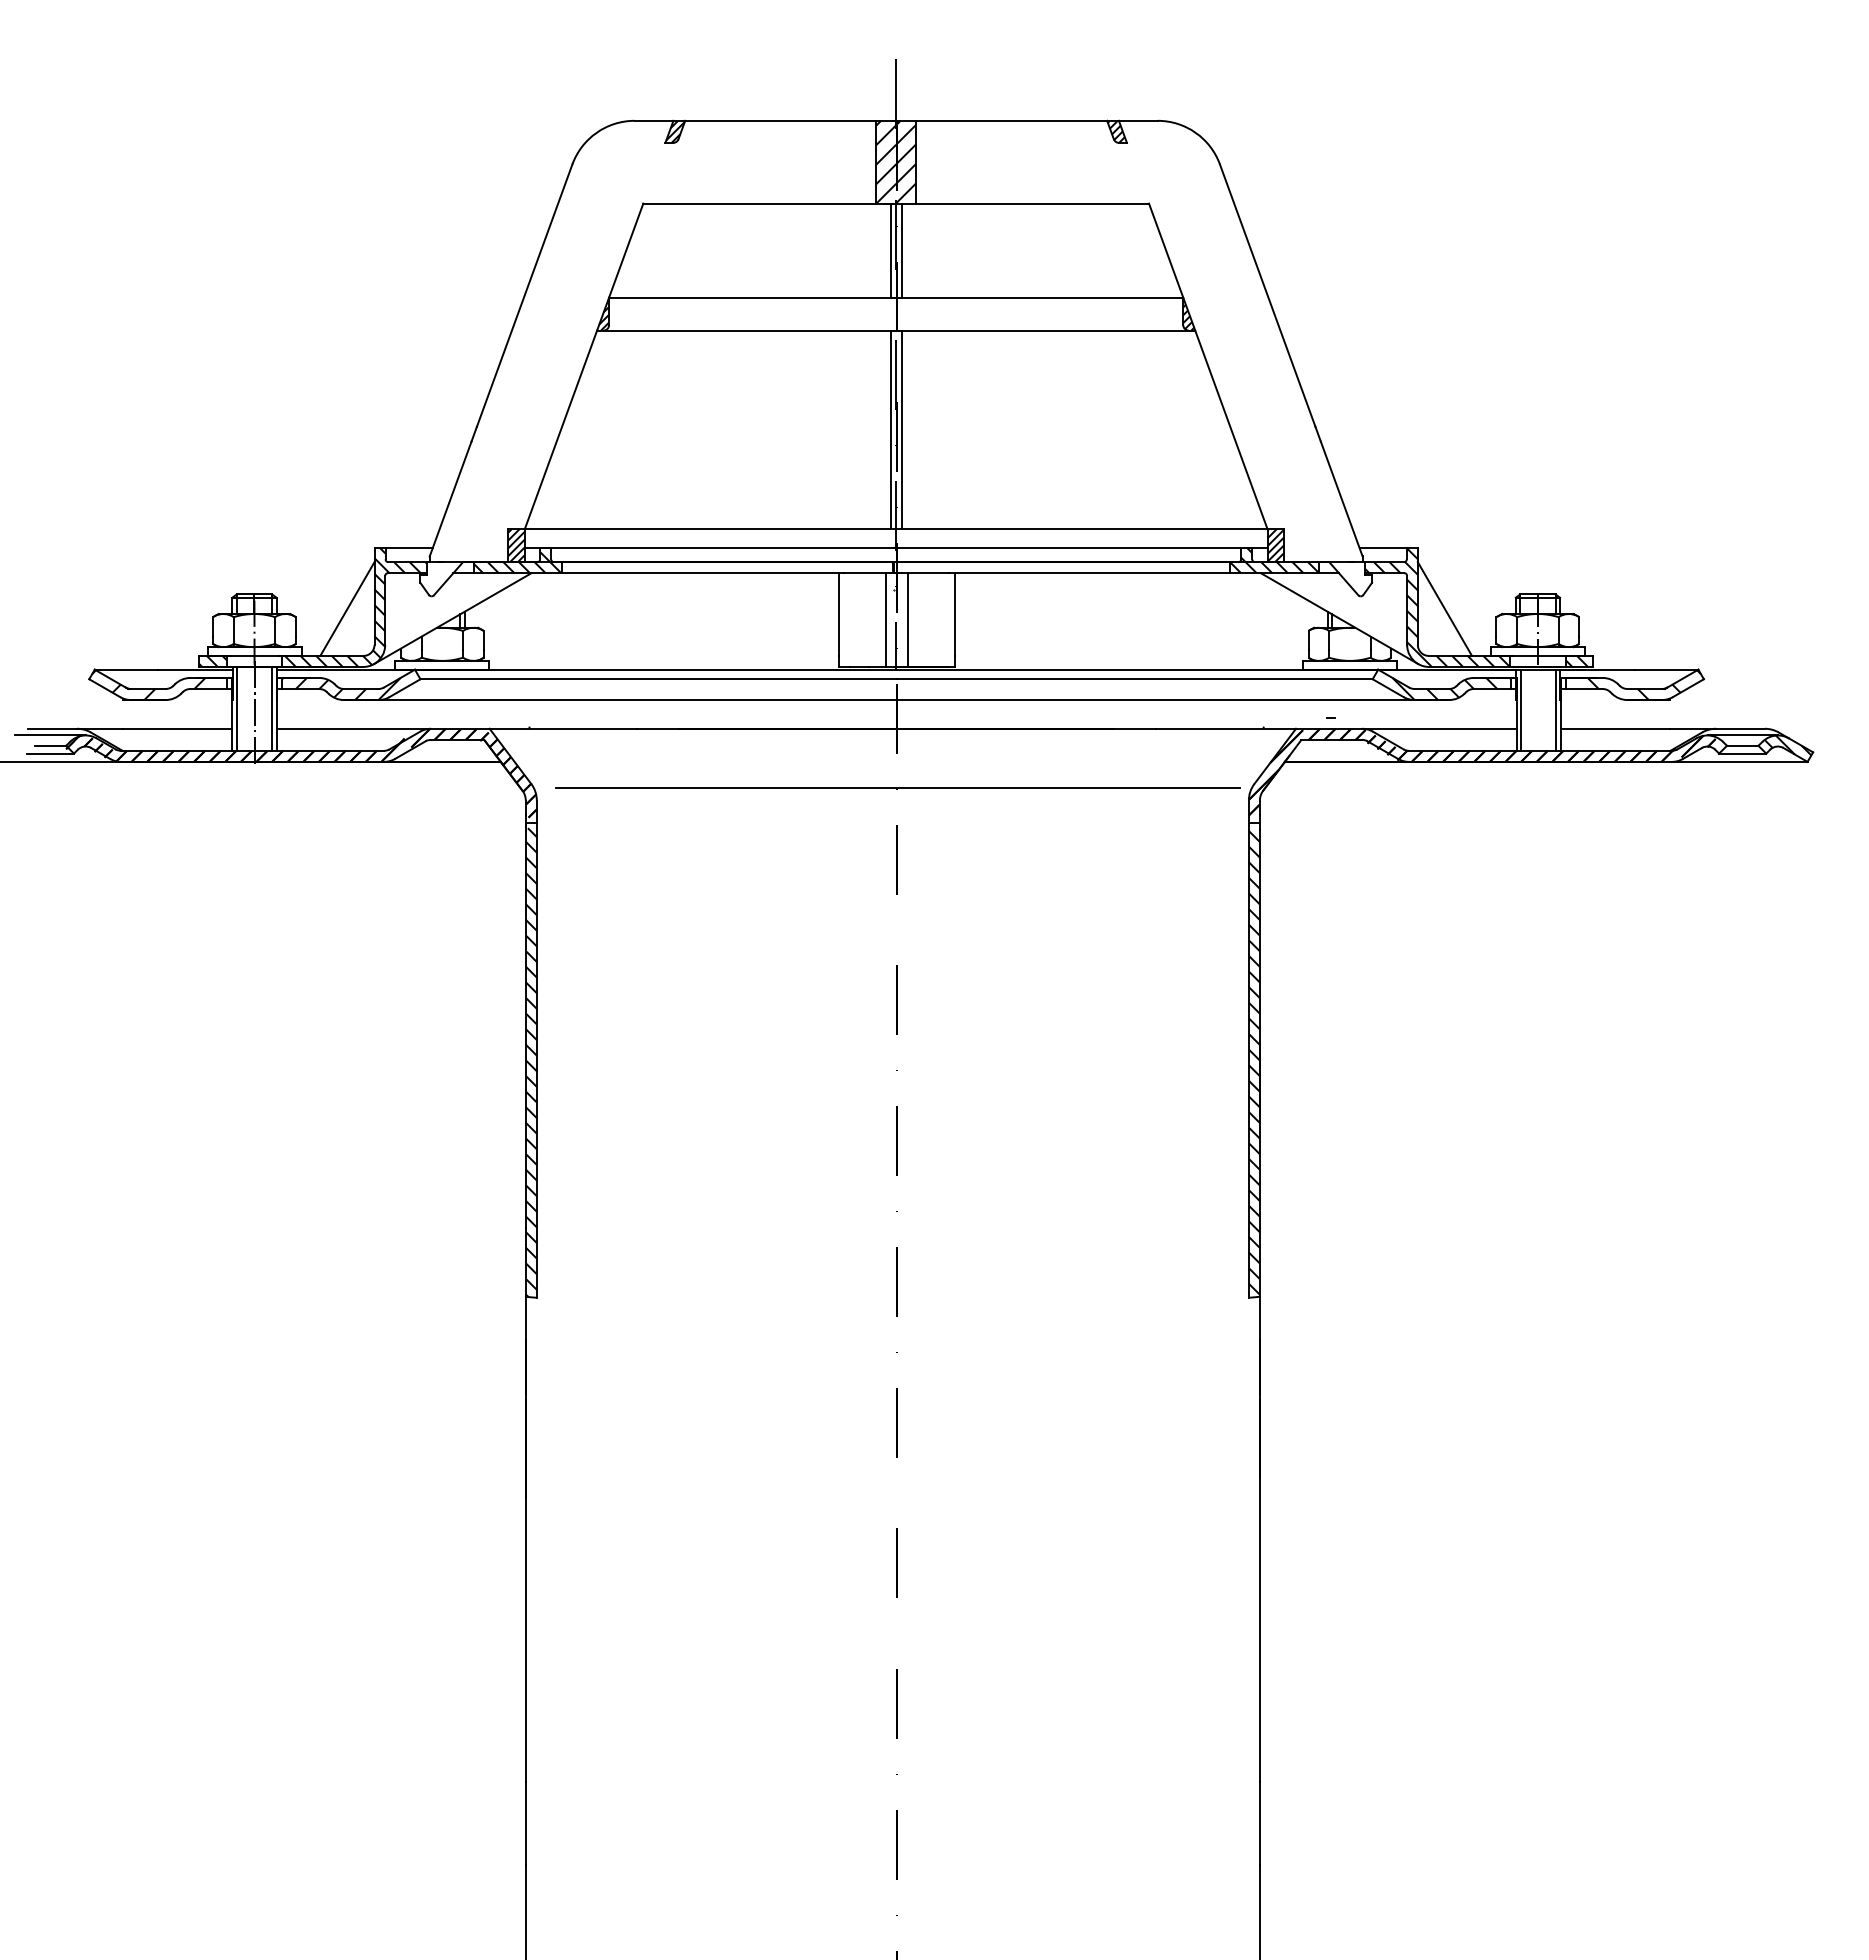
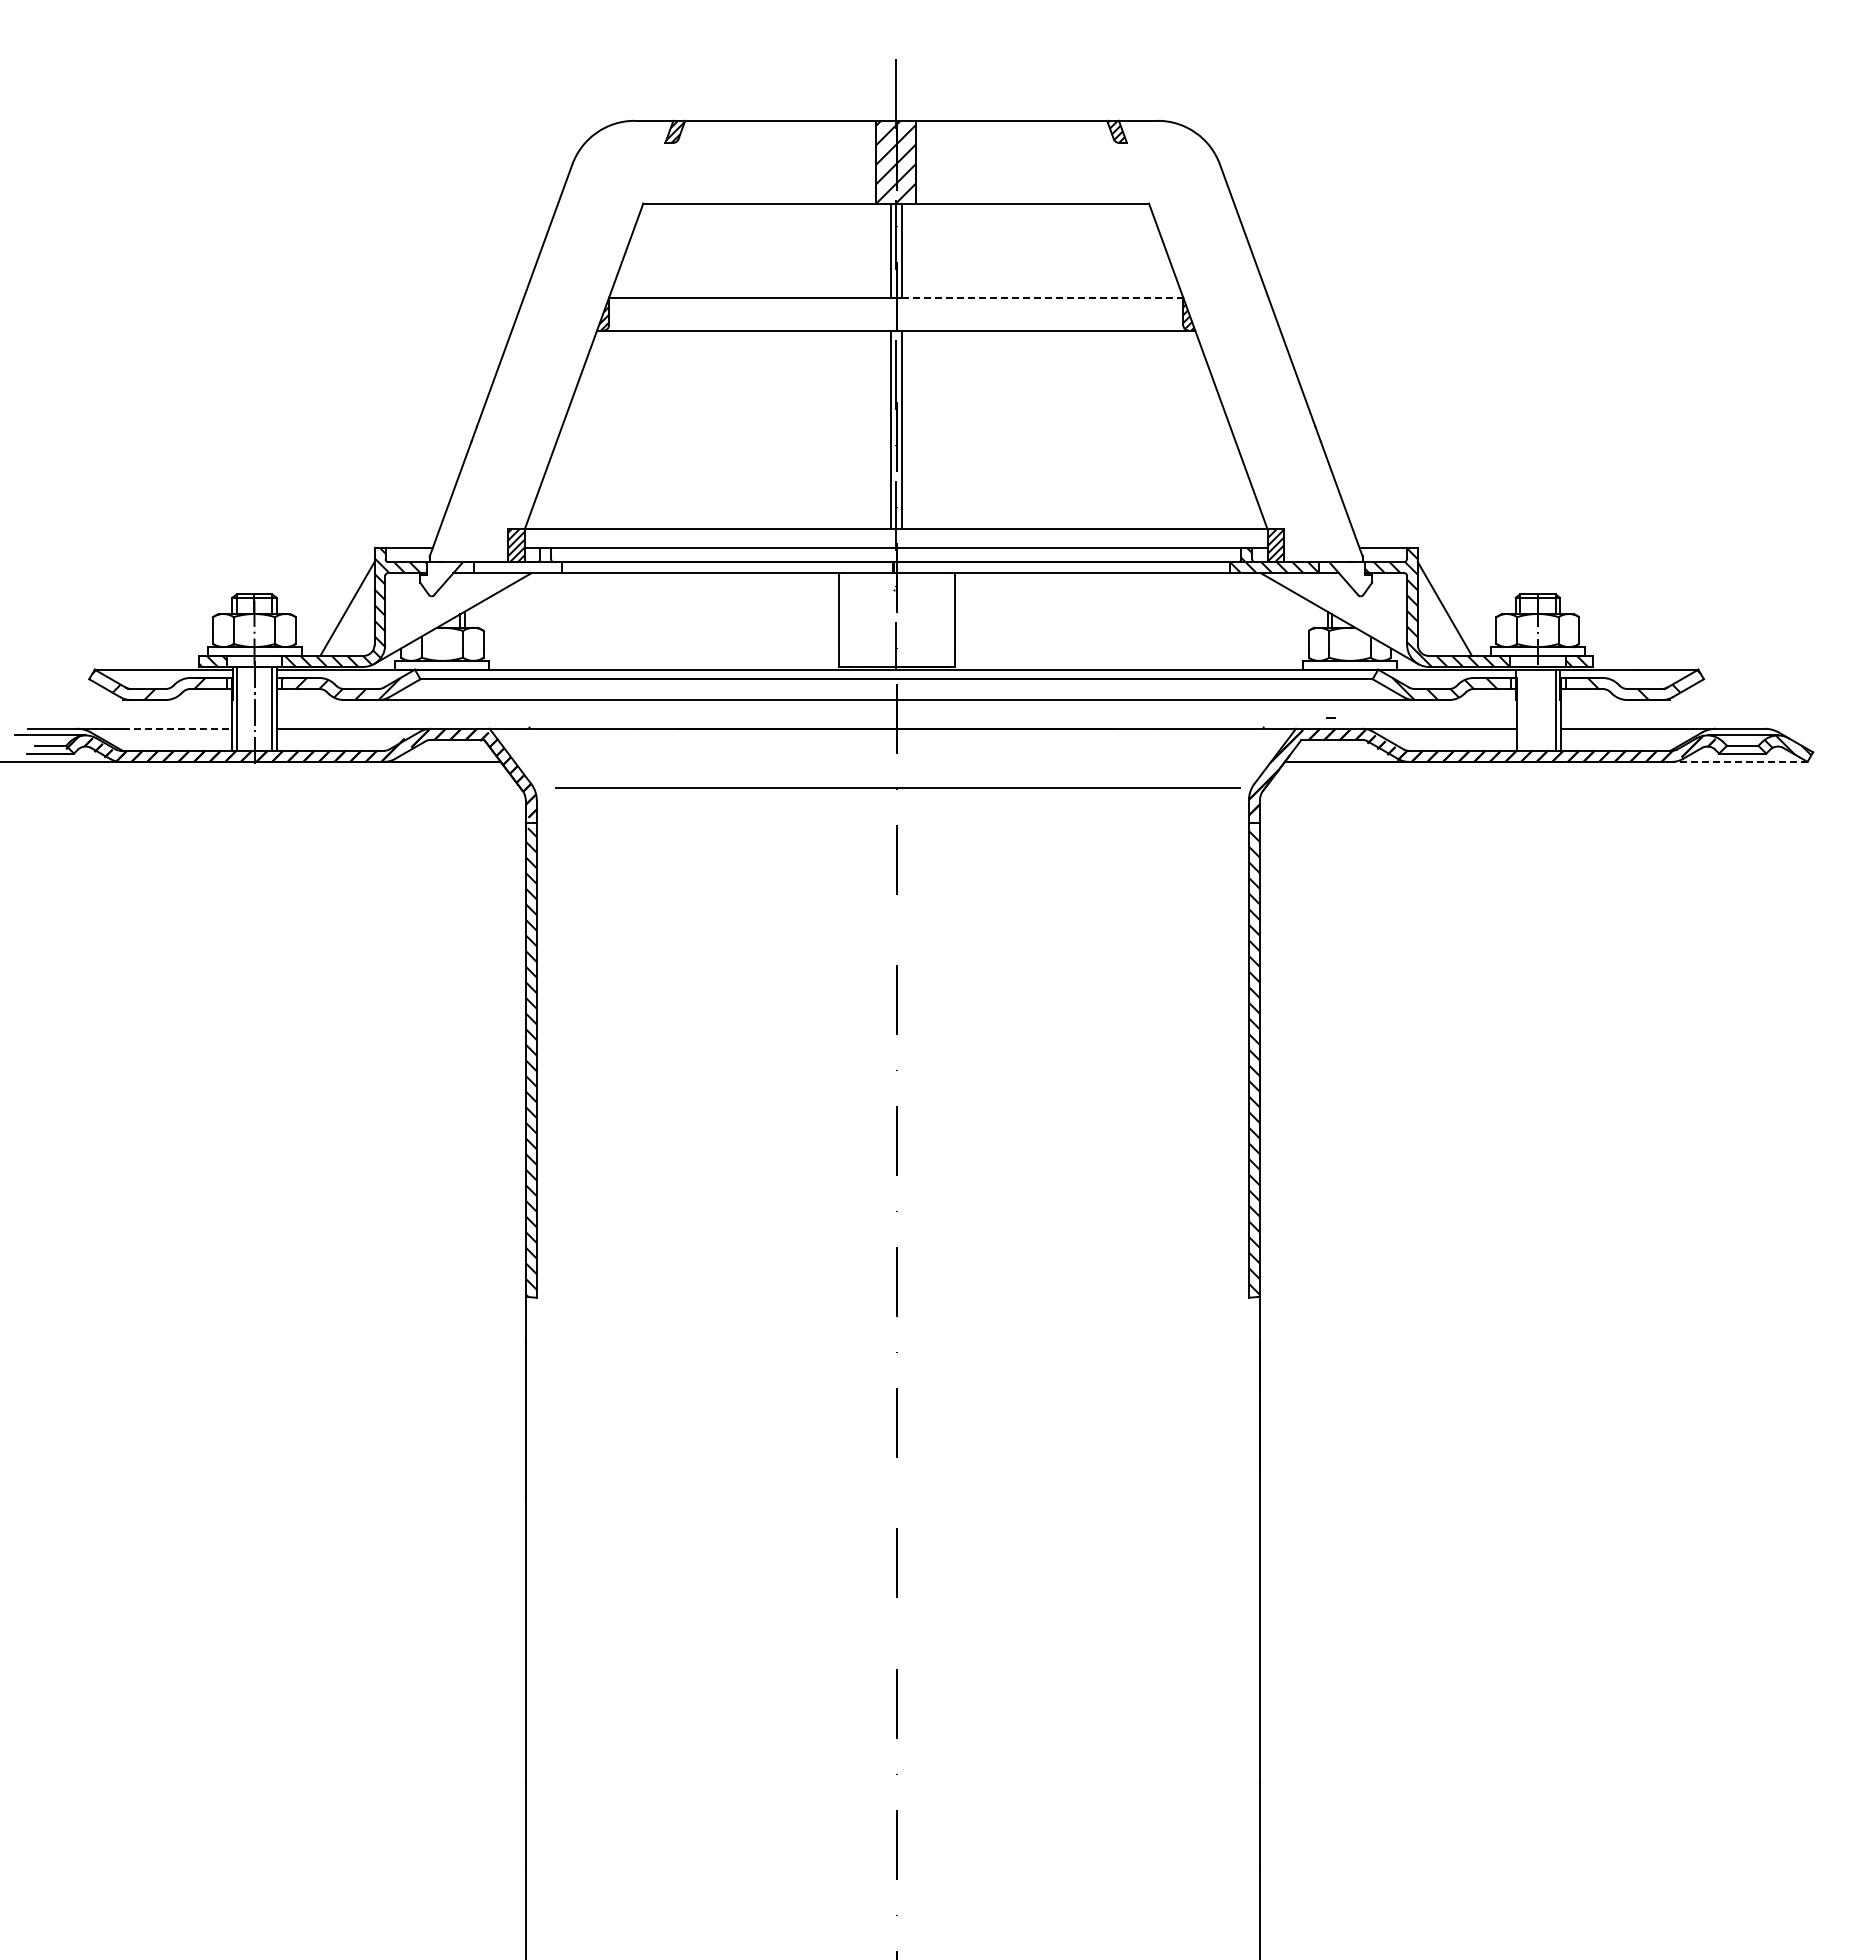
line: solid -> dashed (1042, 297)
hatch: present -> none (517, 562)
line: present -> none (885, 619)
line: present -> none (907, 619)
line: present -> none (1520, 709)
line: solid -> dashed (177, 728)
line: solid -> dashed (1739, 761)
